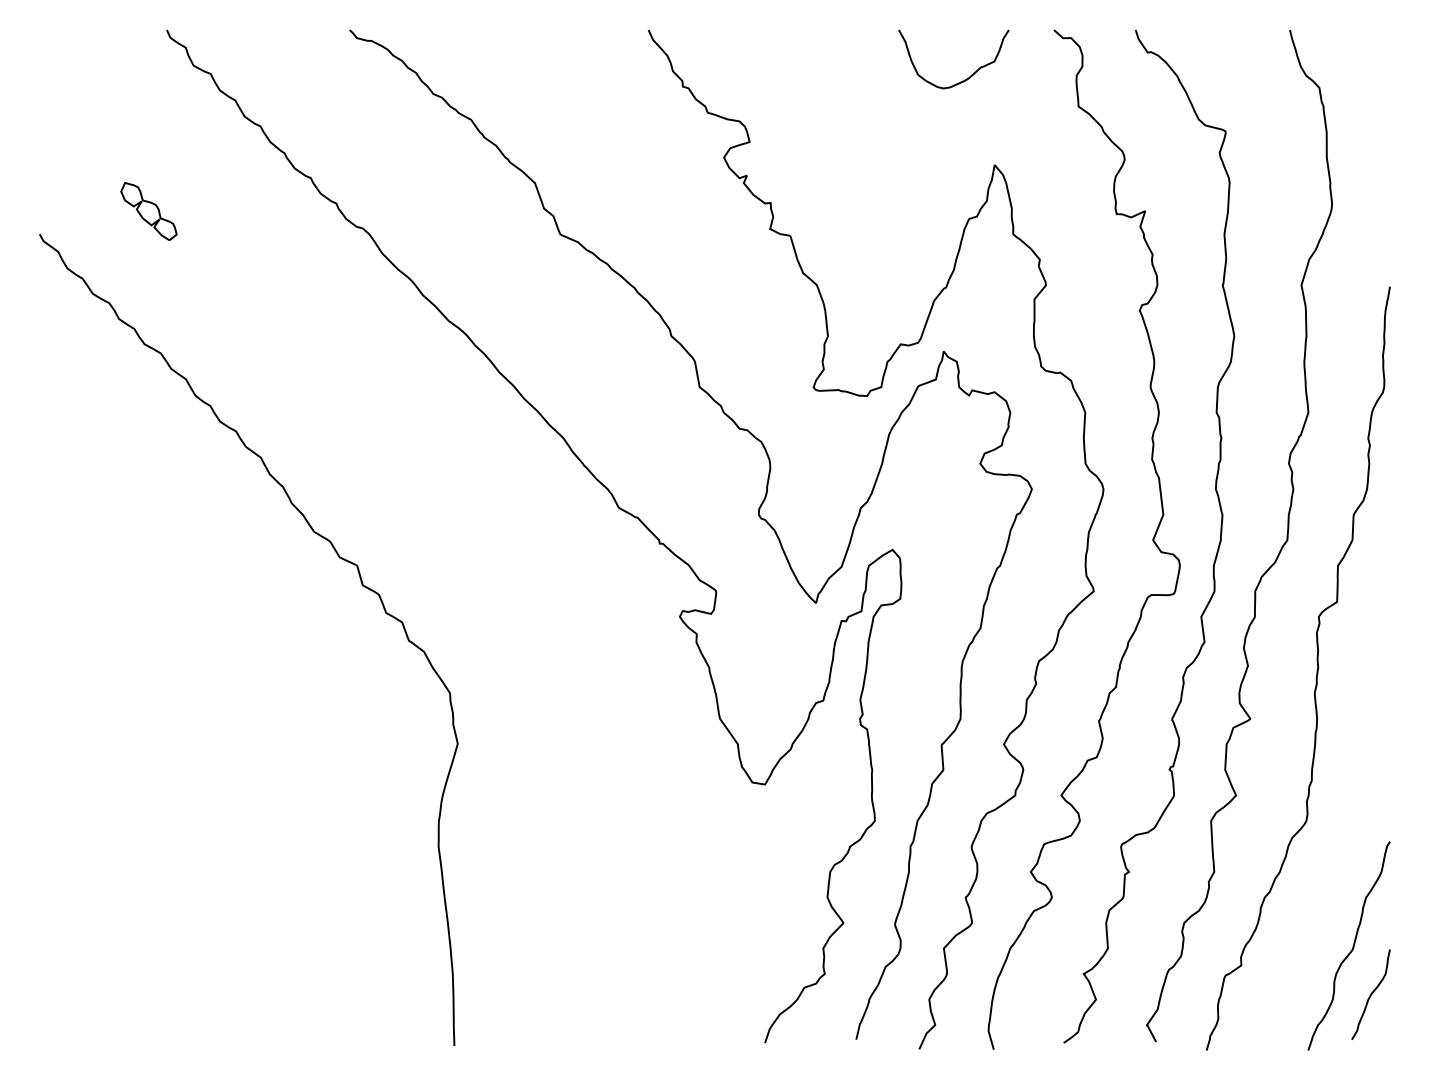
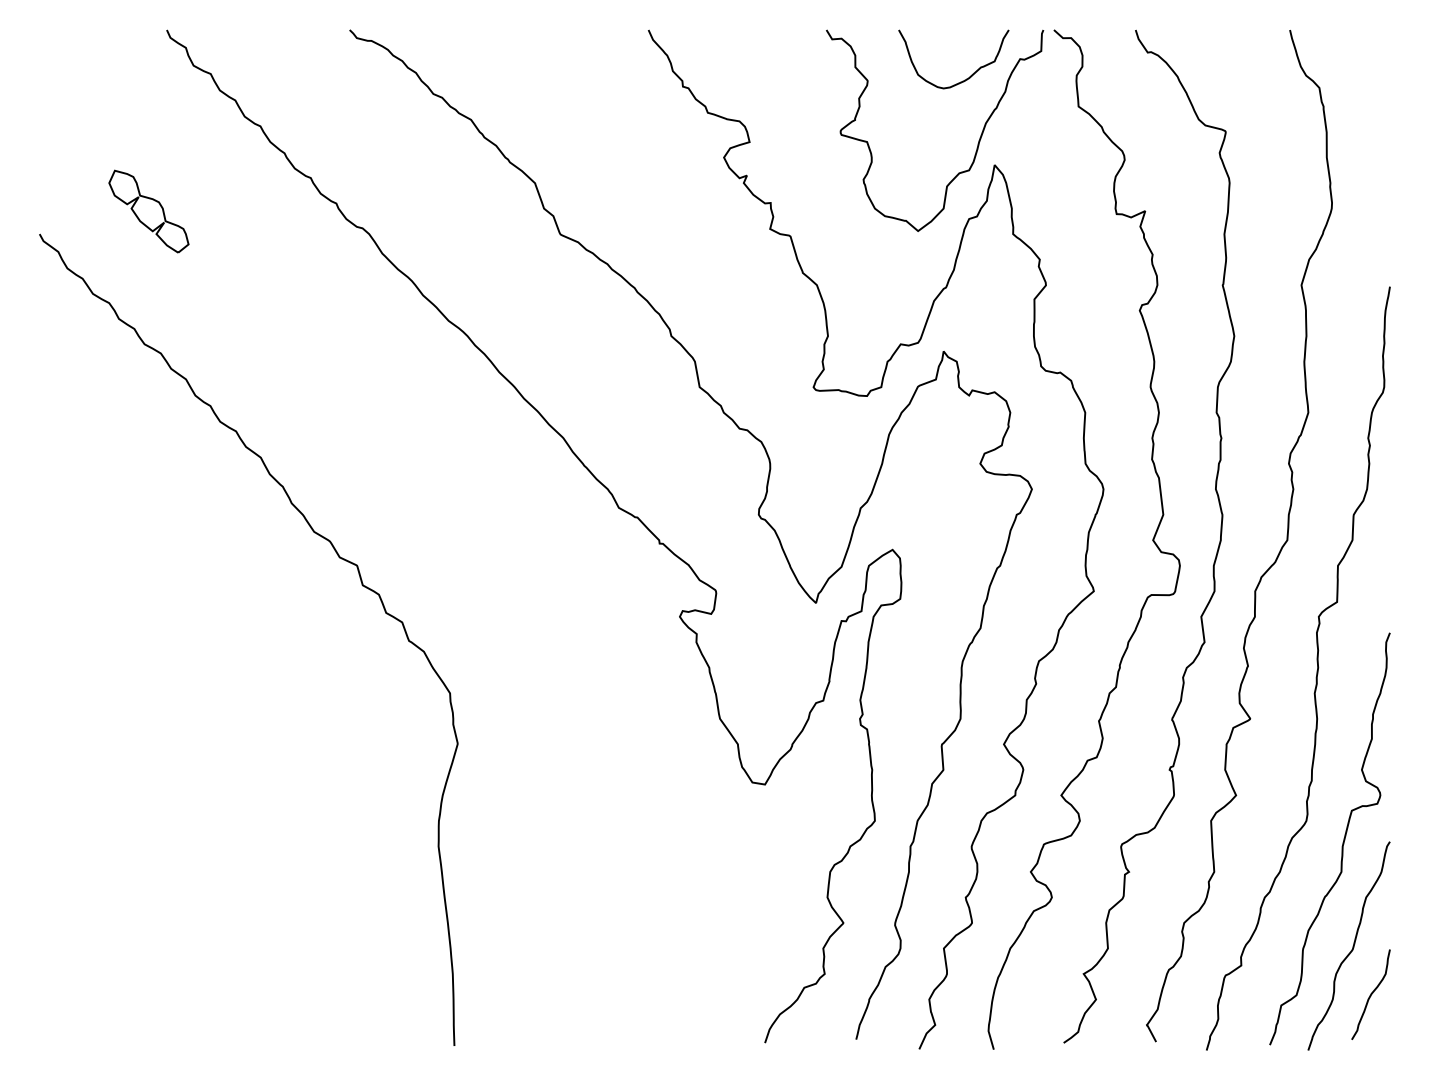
curve: none -> present (977, 143)
part size: 58x59 px -> 82x85 px (148, 211)
curve: none -> present (1342, 842)
